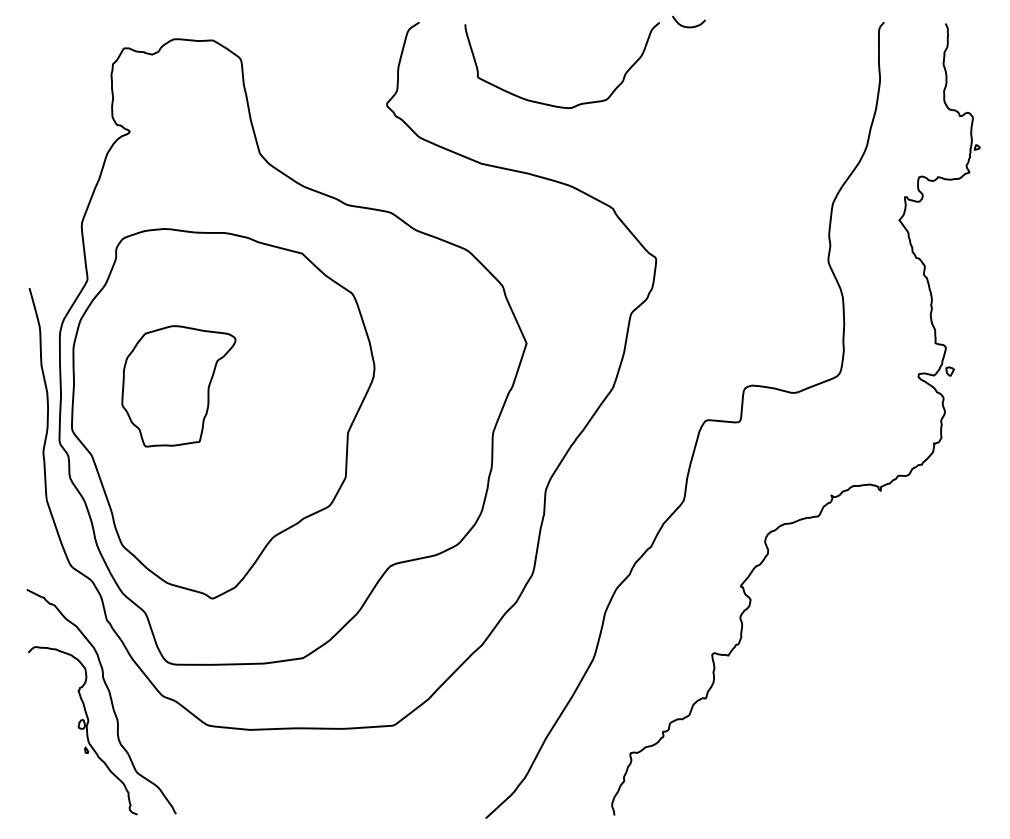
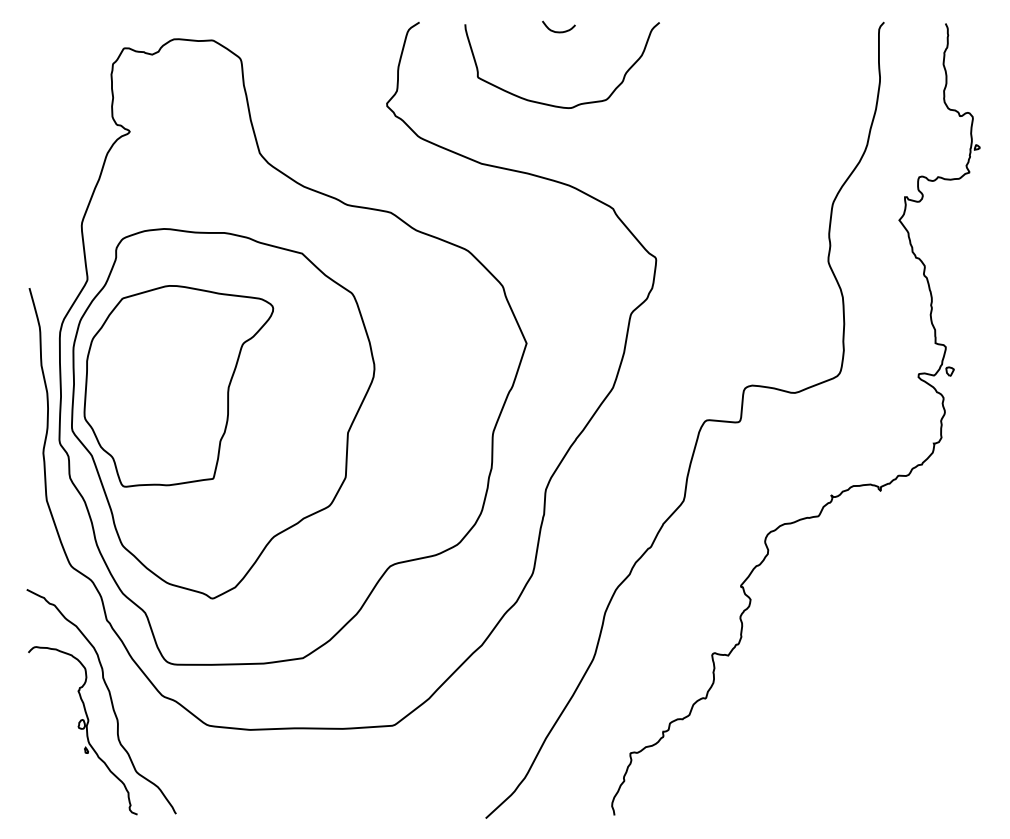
curve position: (688, 26) -> (558, 31) (558, 31)
part size: 116x123 px -> 192x203 px (178, 386)
